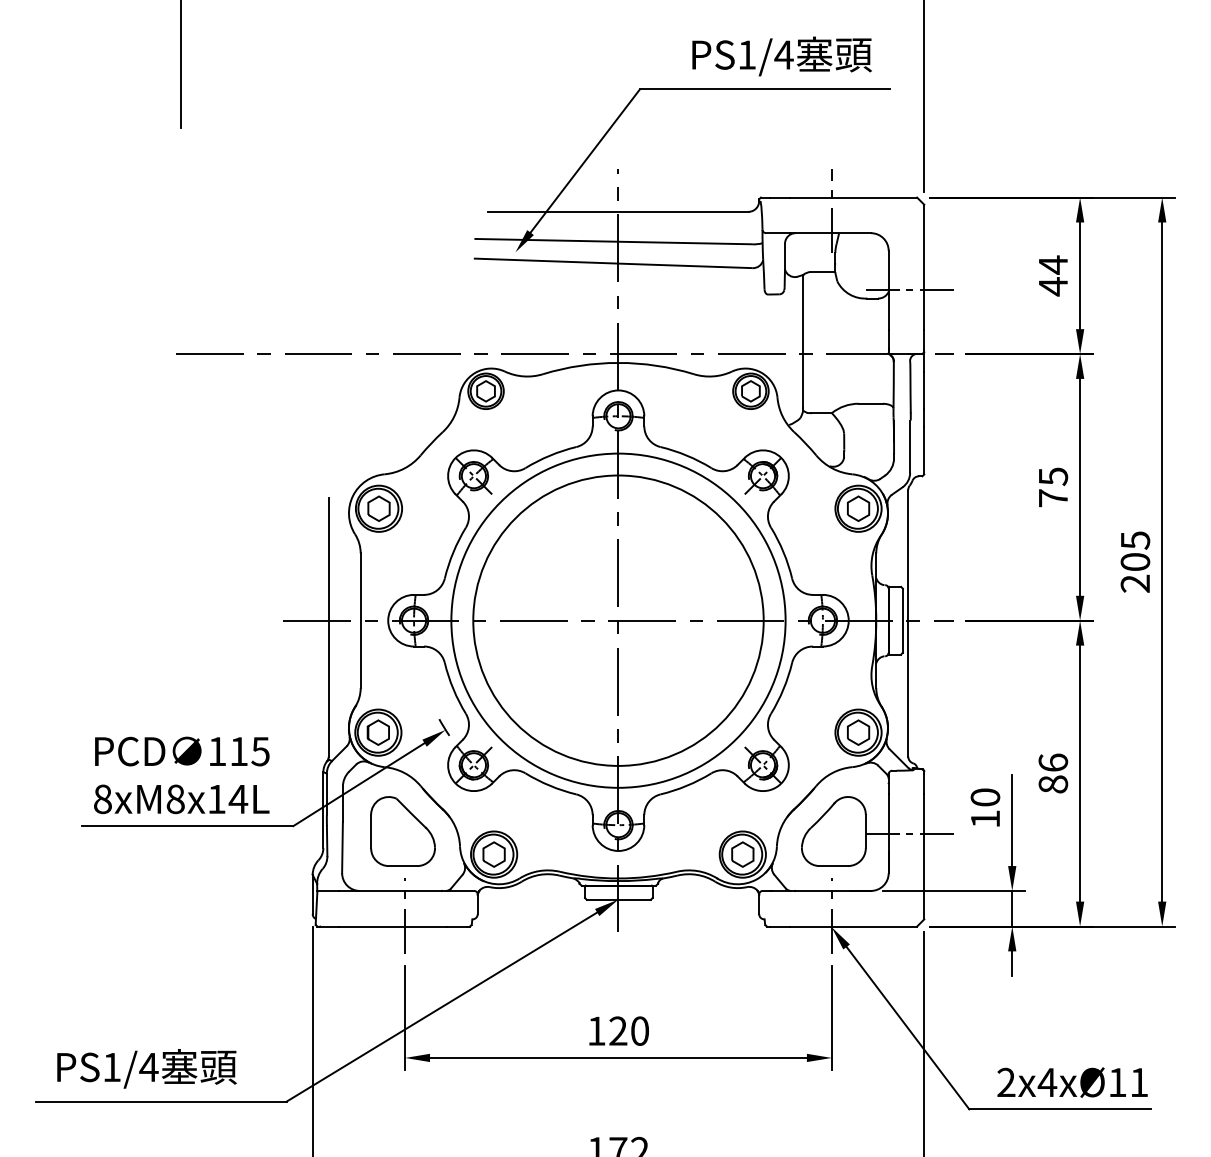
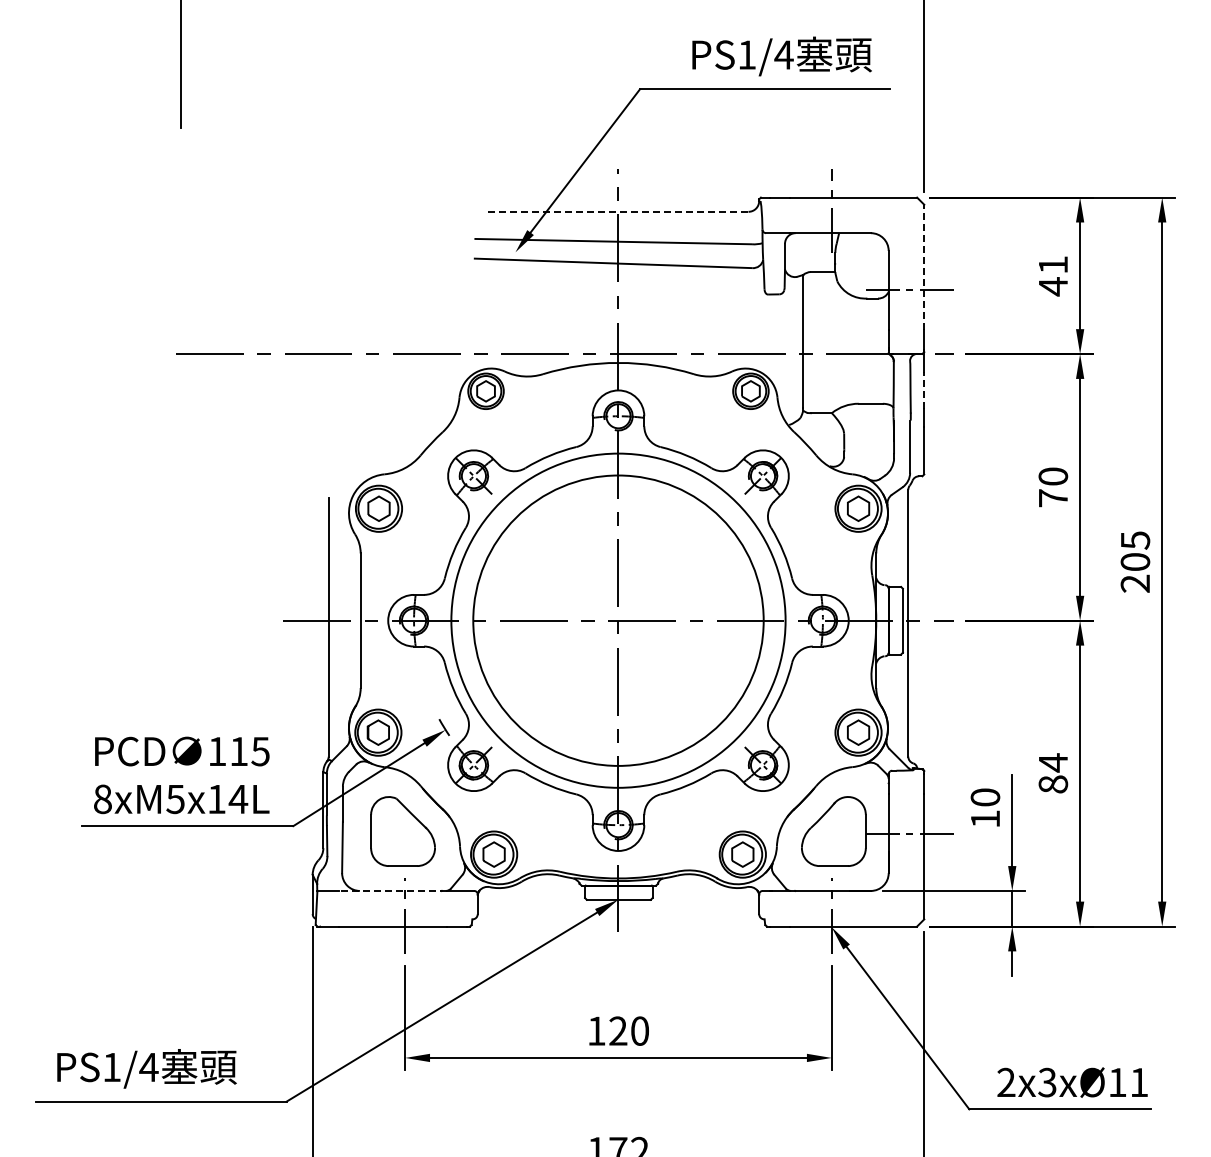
line: solid -> dashed (618, 211)
text: 44 -> 41 (1053, 264)
line: solid -> dashed (924, 267)
line: solid -> dashed (924, 390)
text: 75 -> 70 (1053, 476)
text: 86 -> 84 (1053, 762)
text: 8xM8x14L -> 8xM5x14L (175, 798)
line: solid -> dashed (392, 890)
text: 2x4xØ11 -> 2x3xØ11 (1047, 1082)
